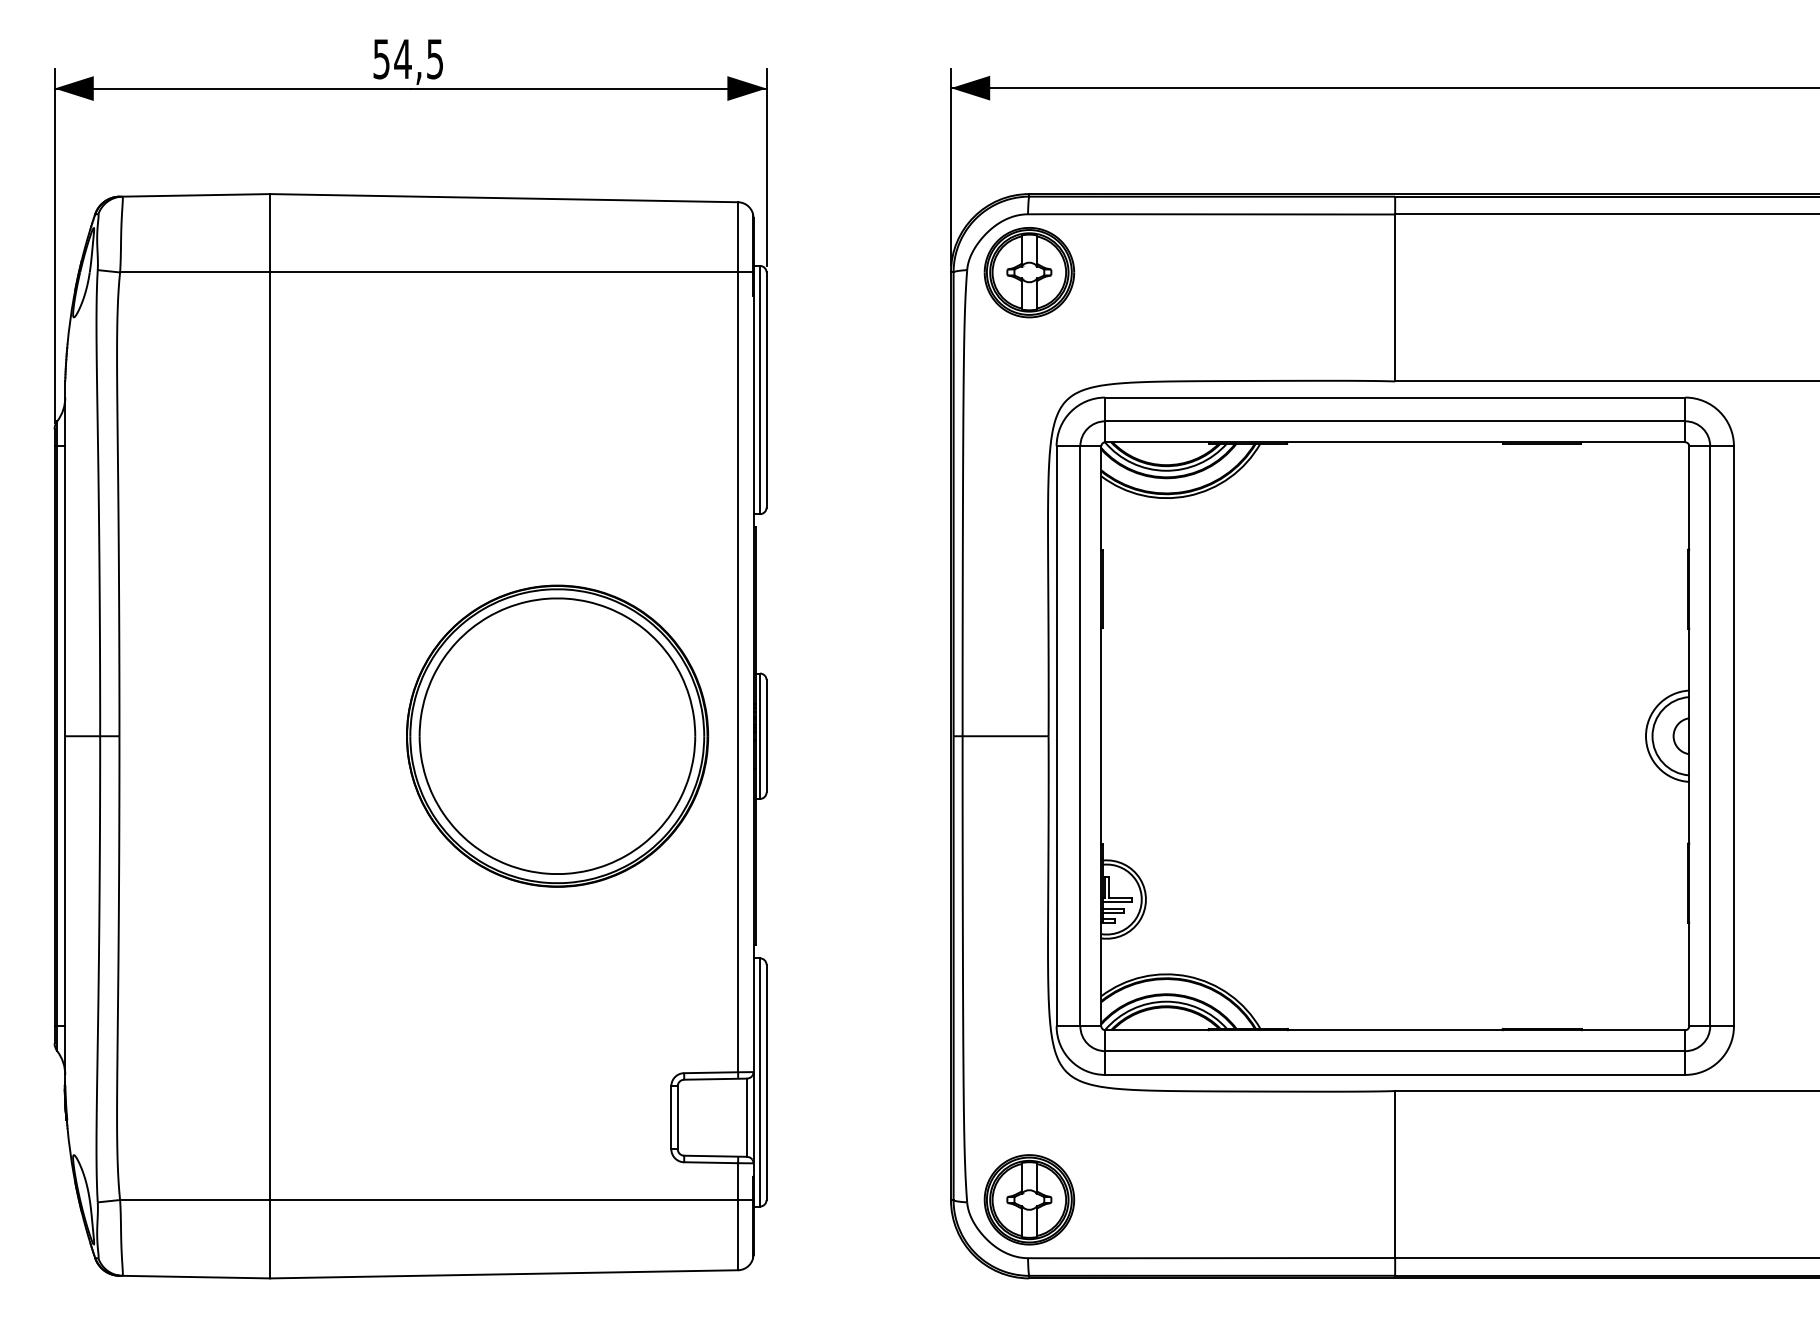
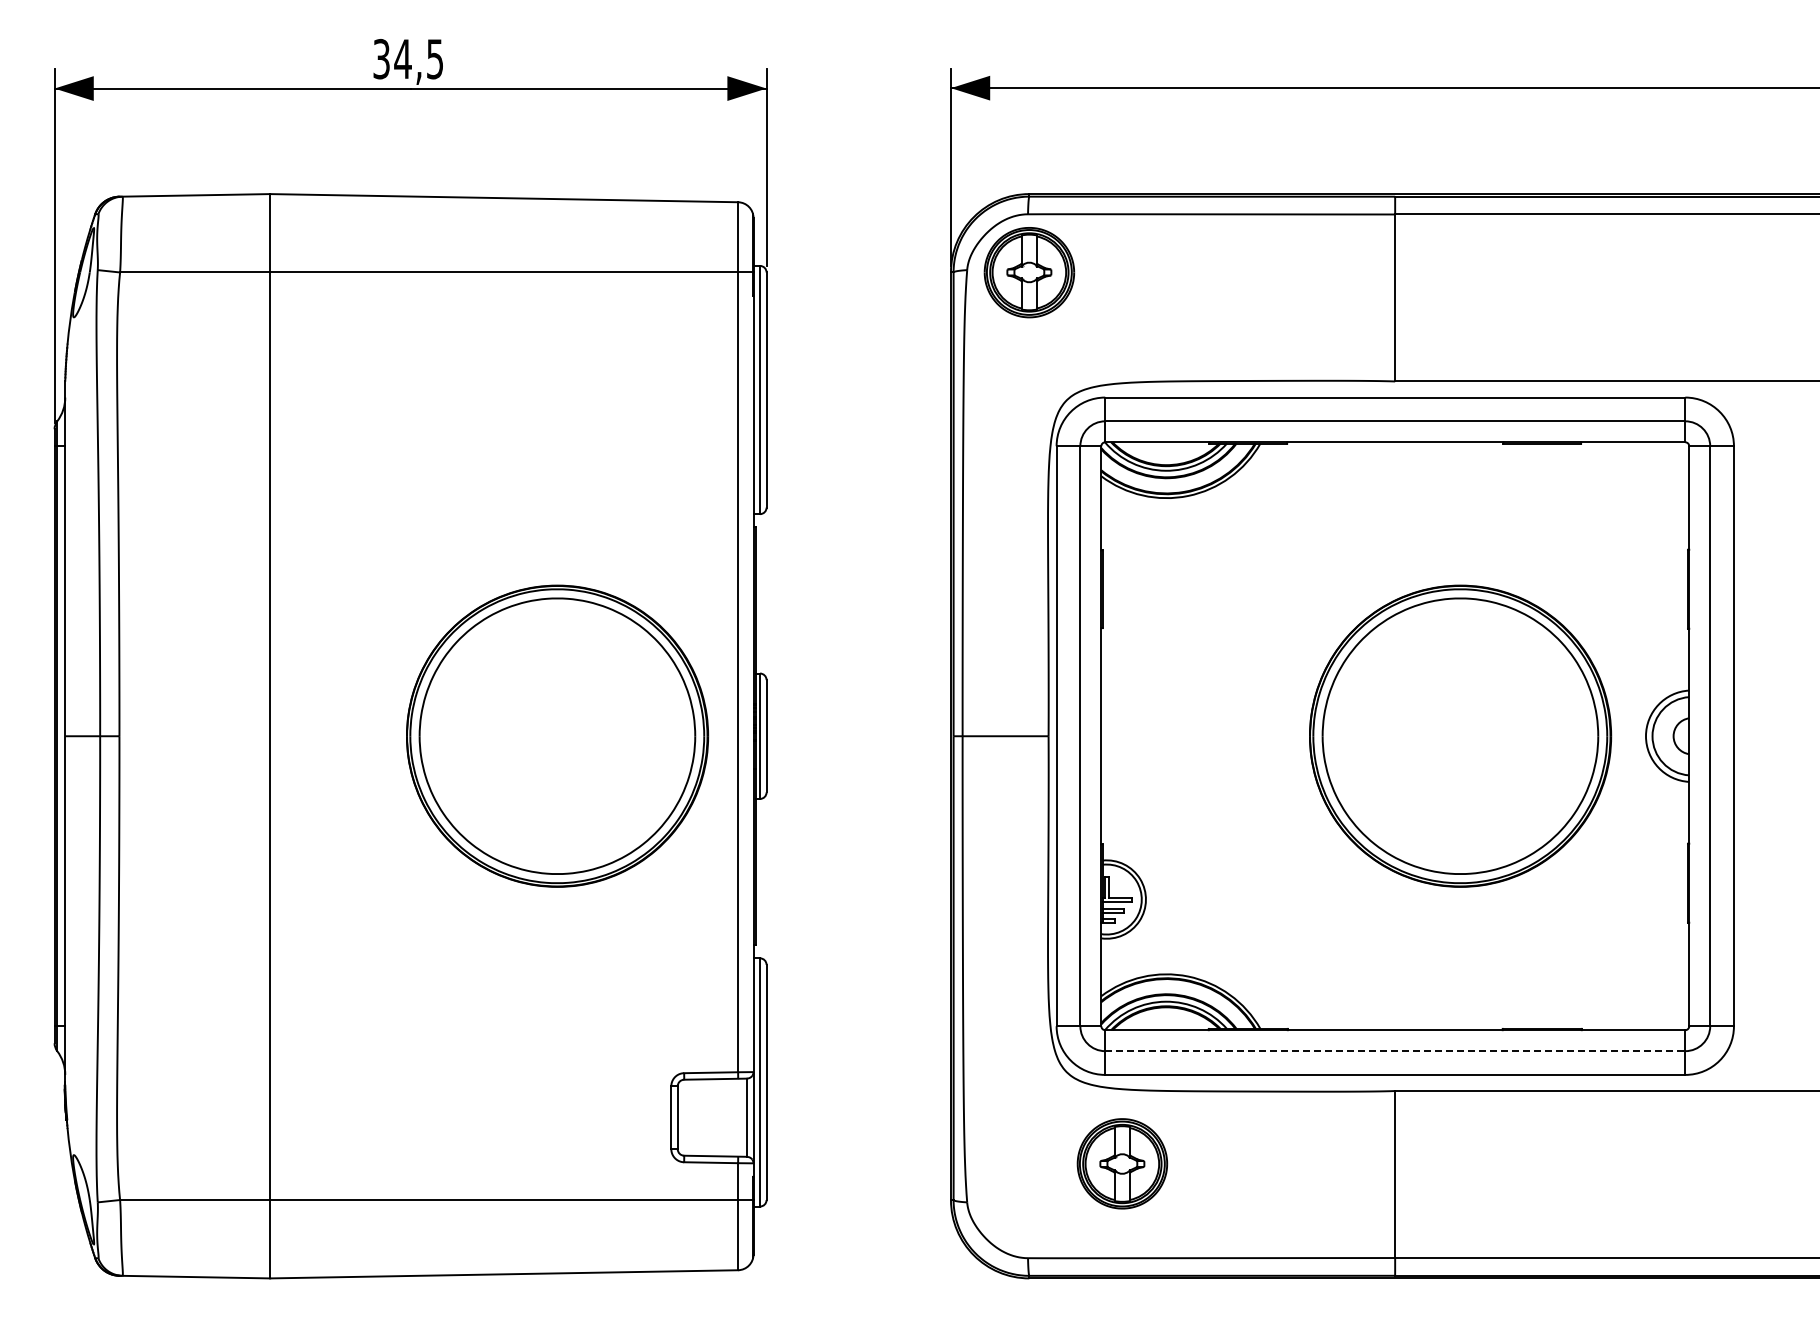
text: 54,5 -> 34,5 (381, 58)
part: none -> present (1460, 735)
line: solid -> dashed (1395, 1051)
part position: (1029, 1199) -> (1122, 1163) (1122, 1163)
